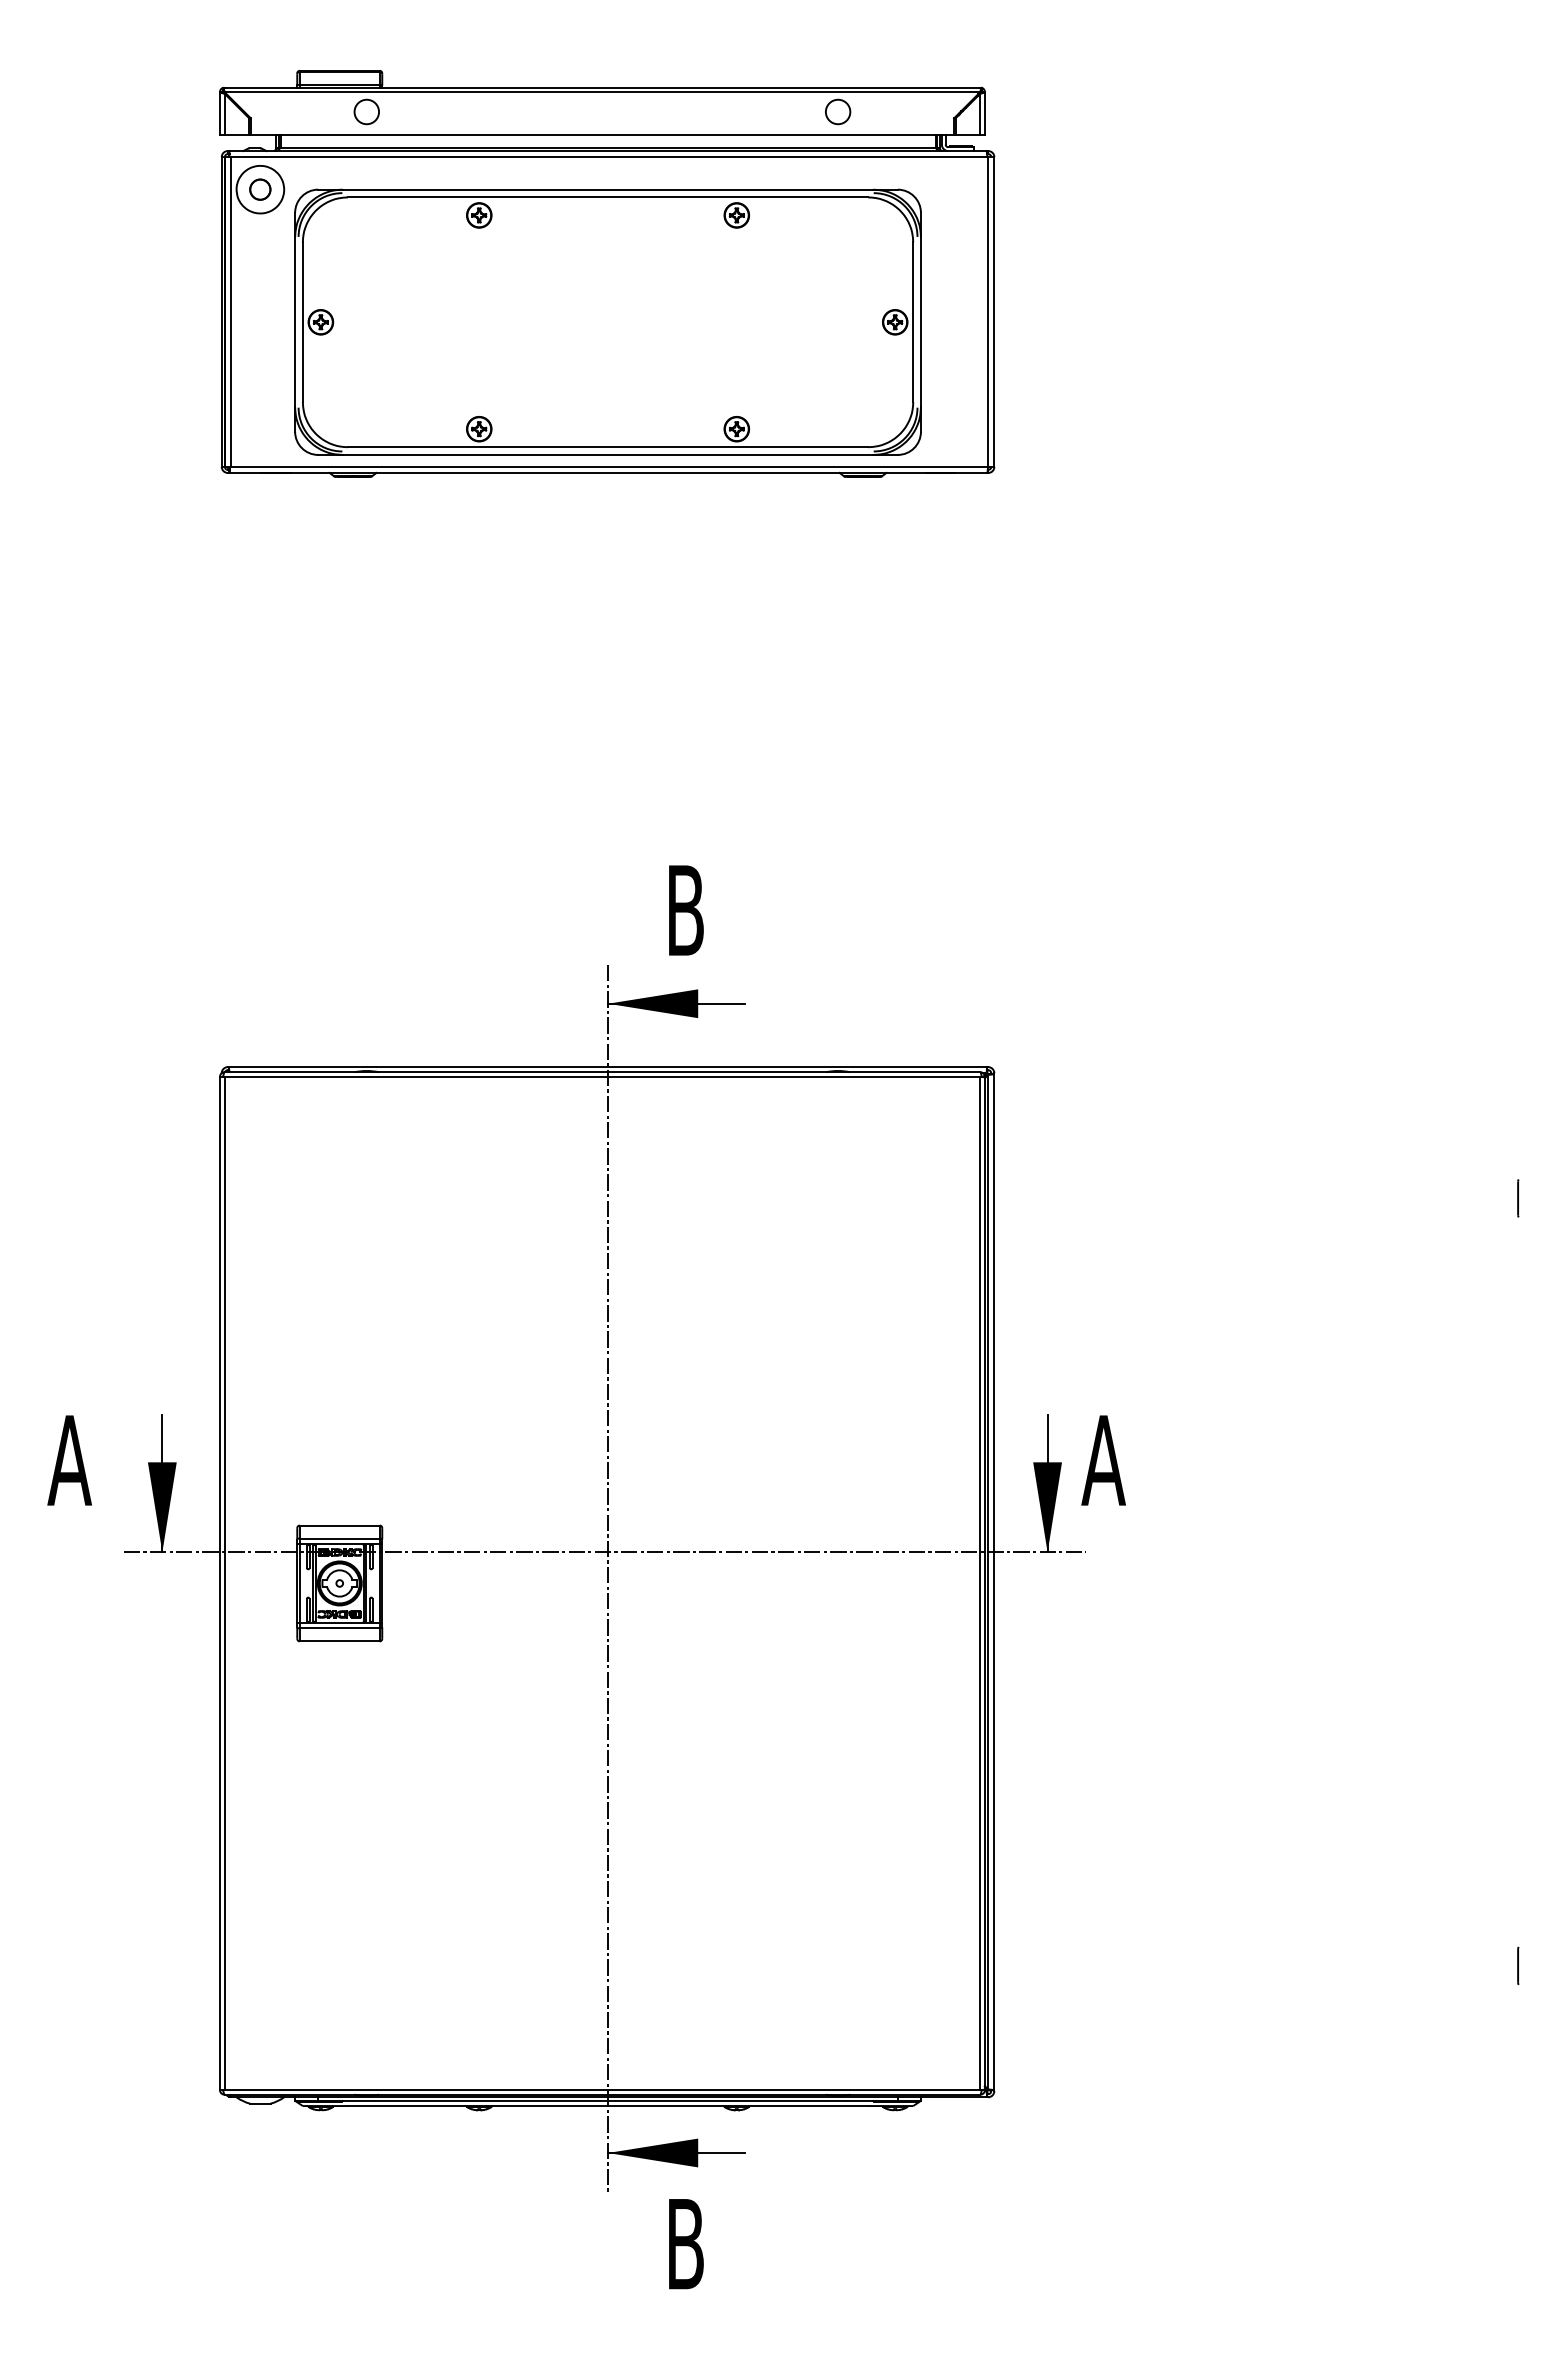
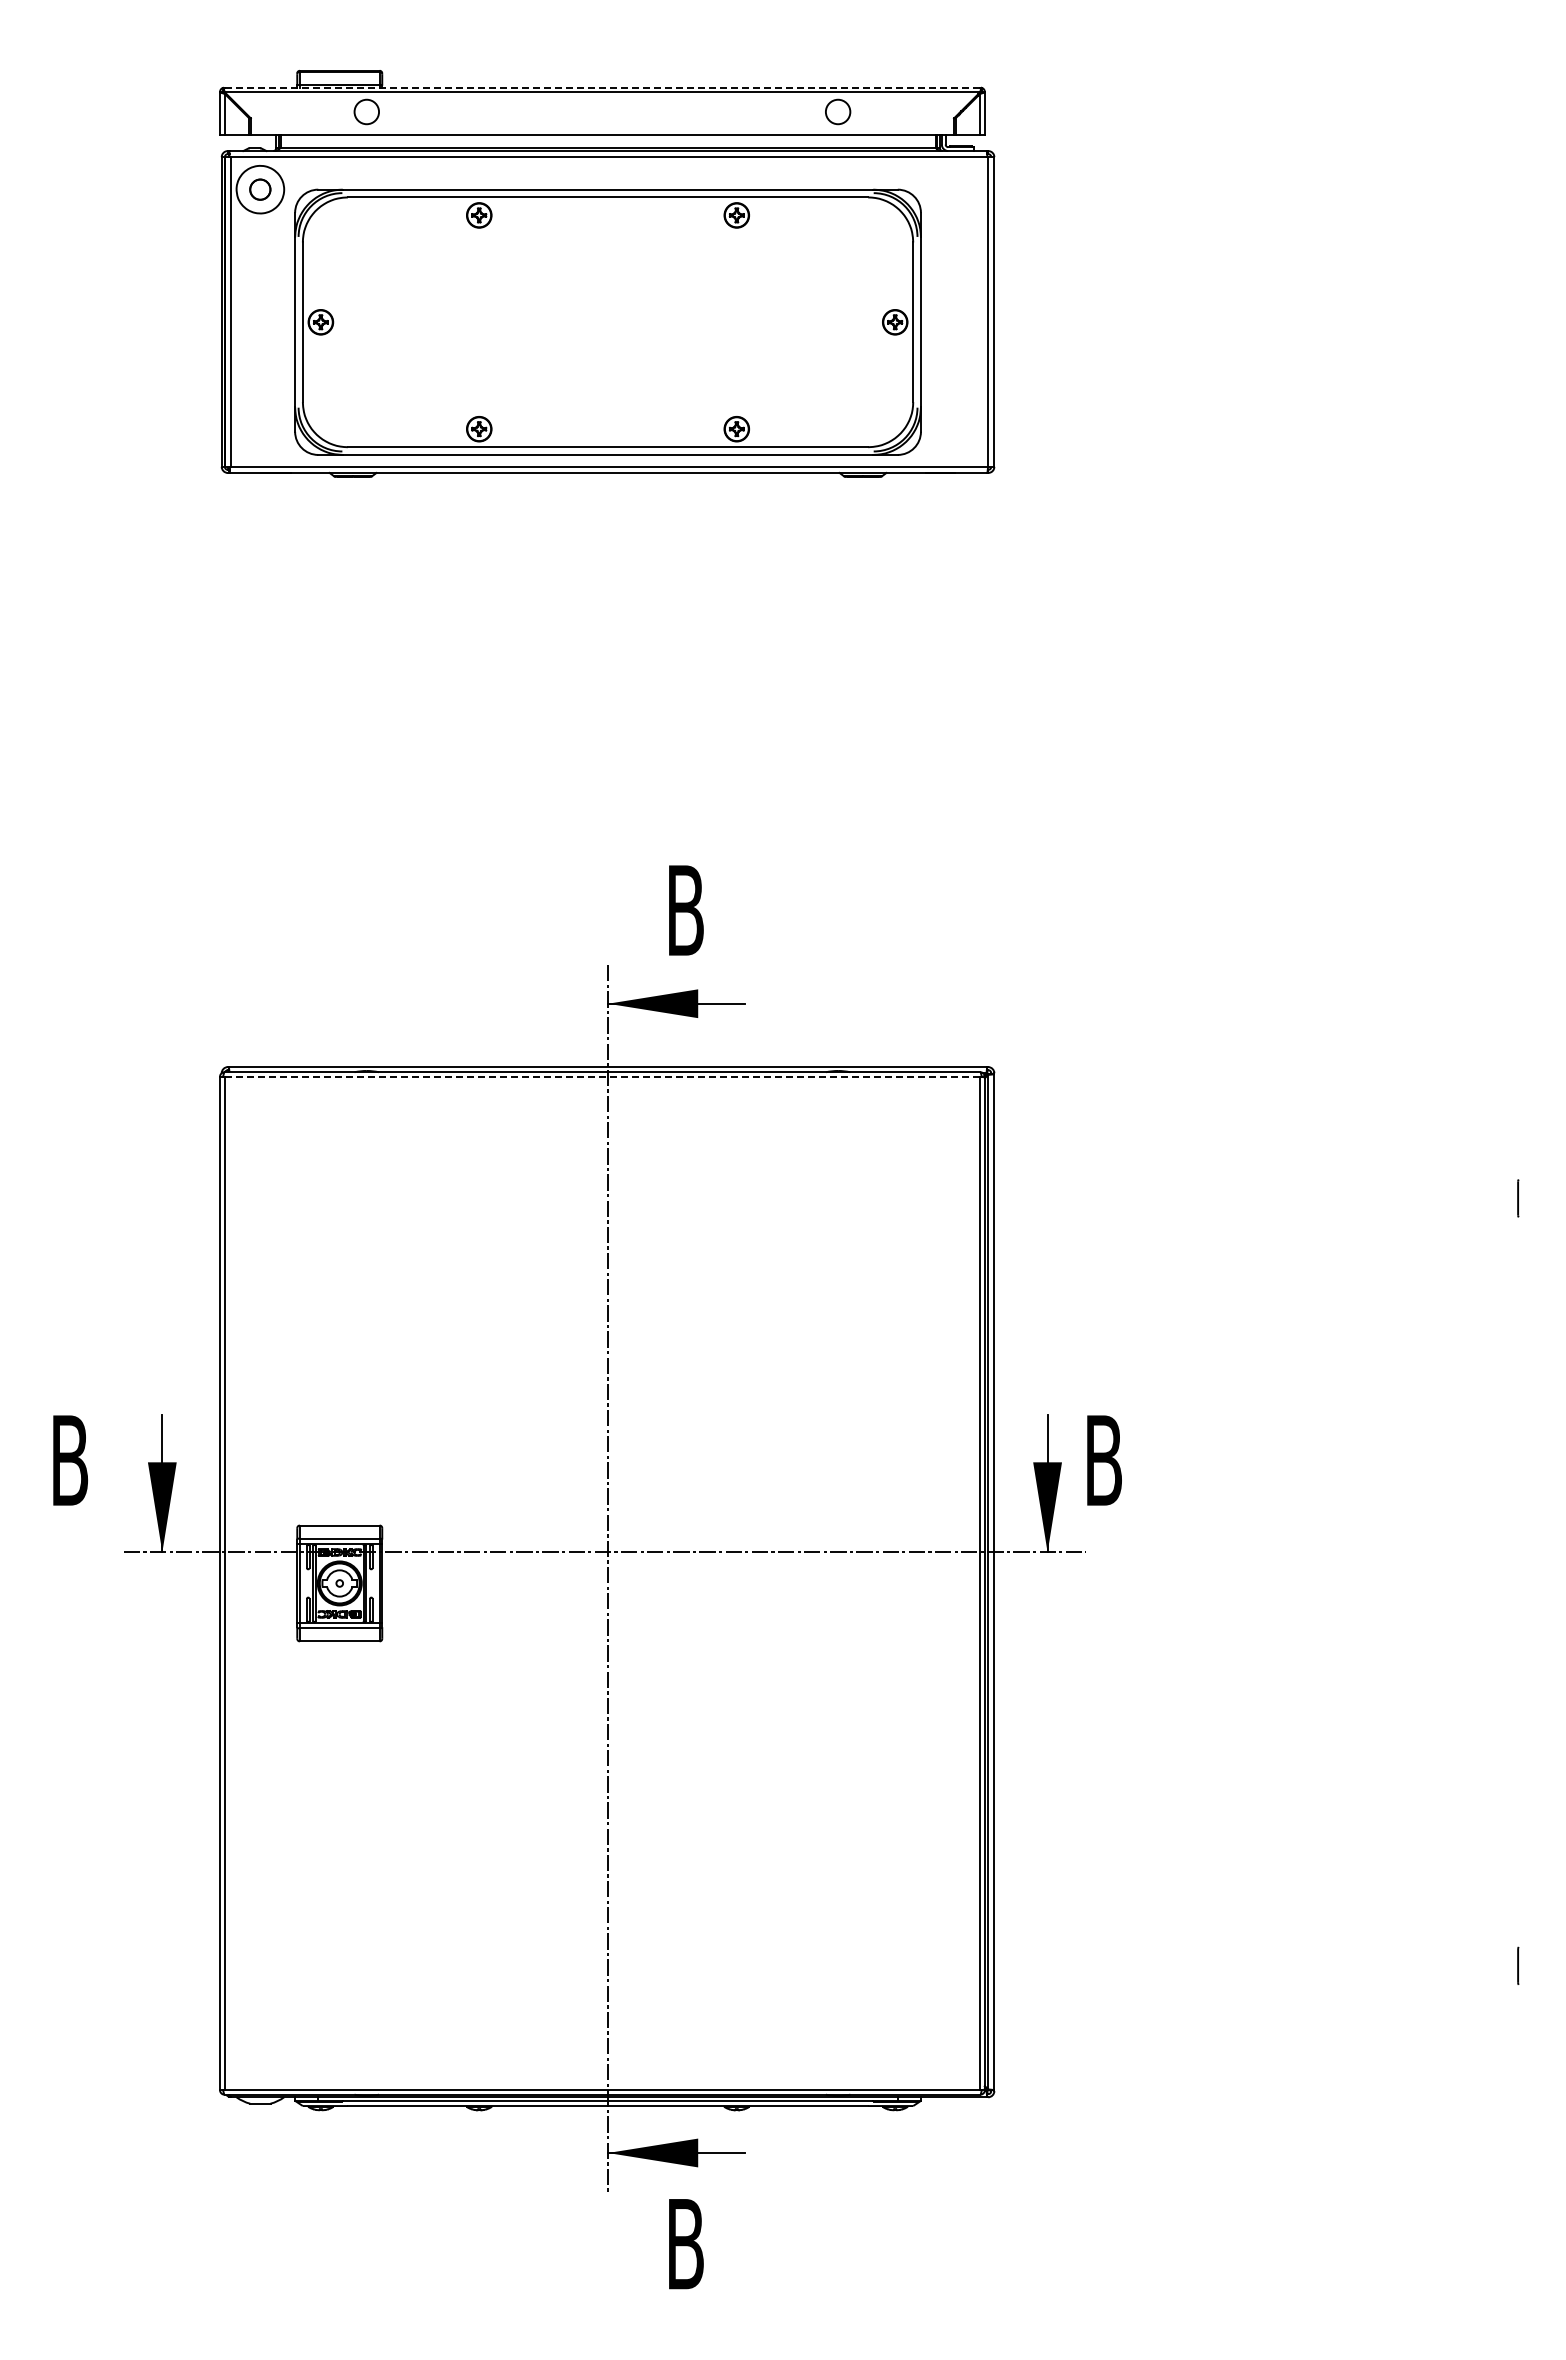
line: solid -> dashed (602, 87)
line: solid -> dashed (602, 1076)
text: A -> B (69, 1460)
text: A -> B (1103, 1460)
